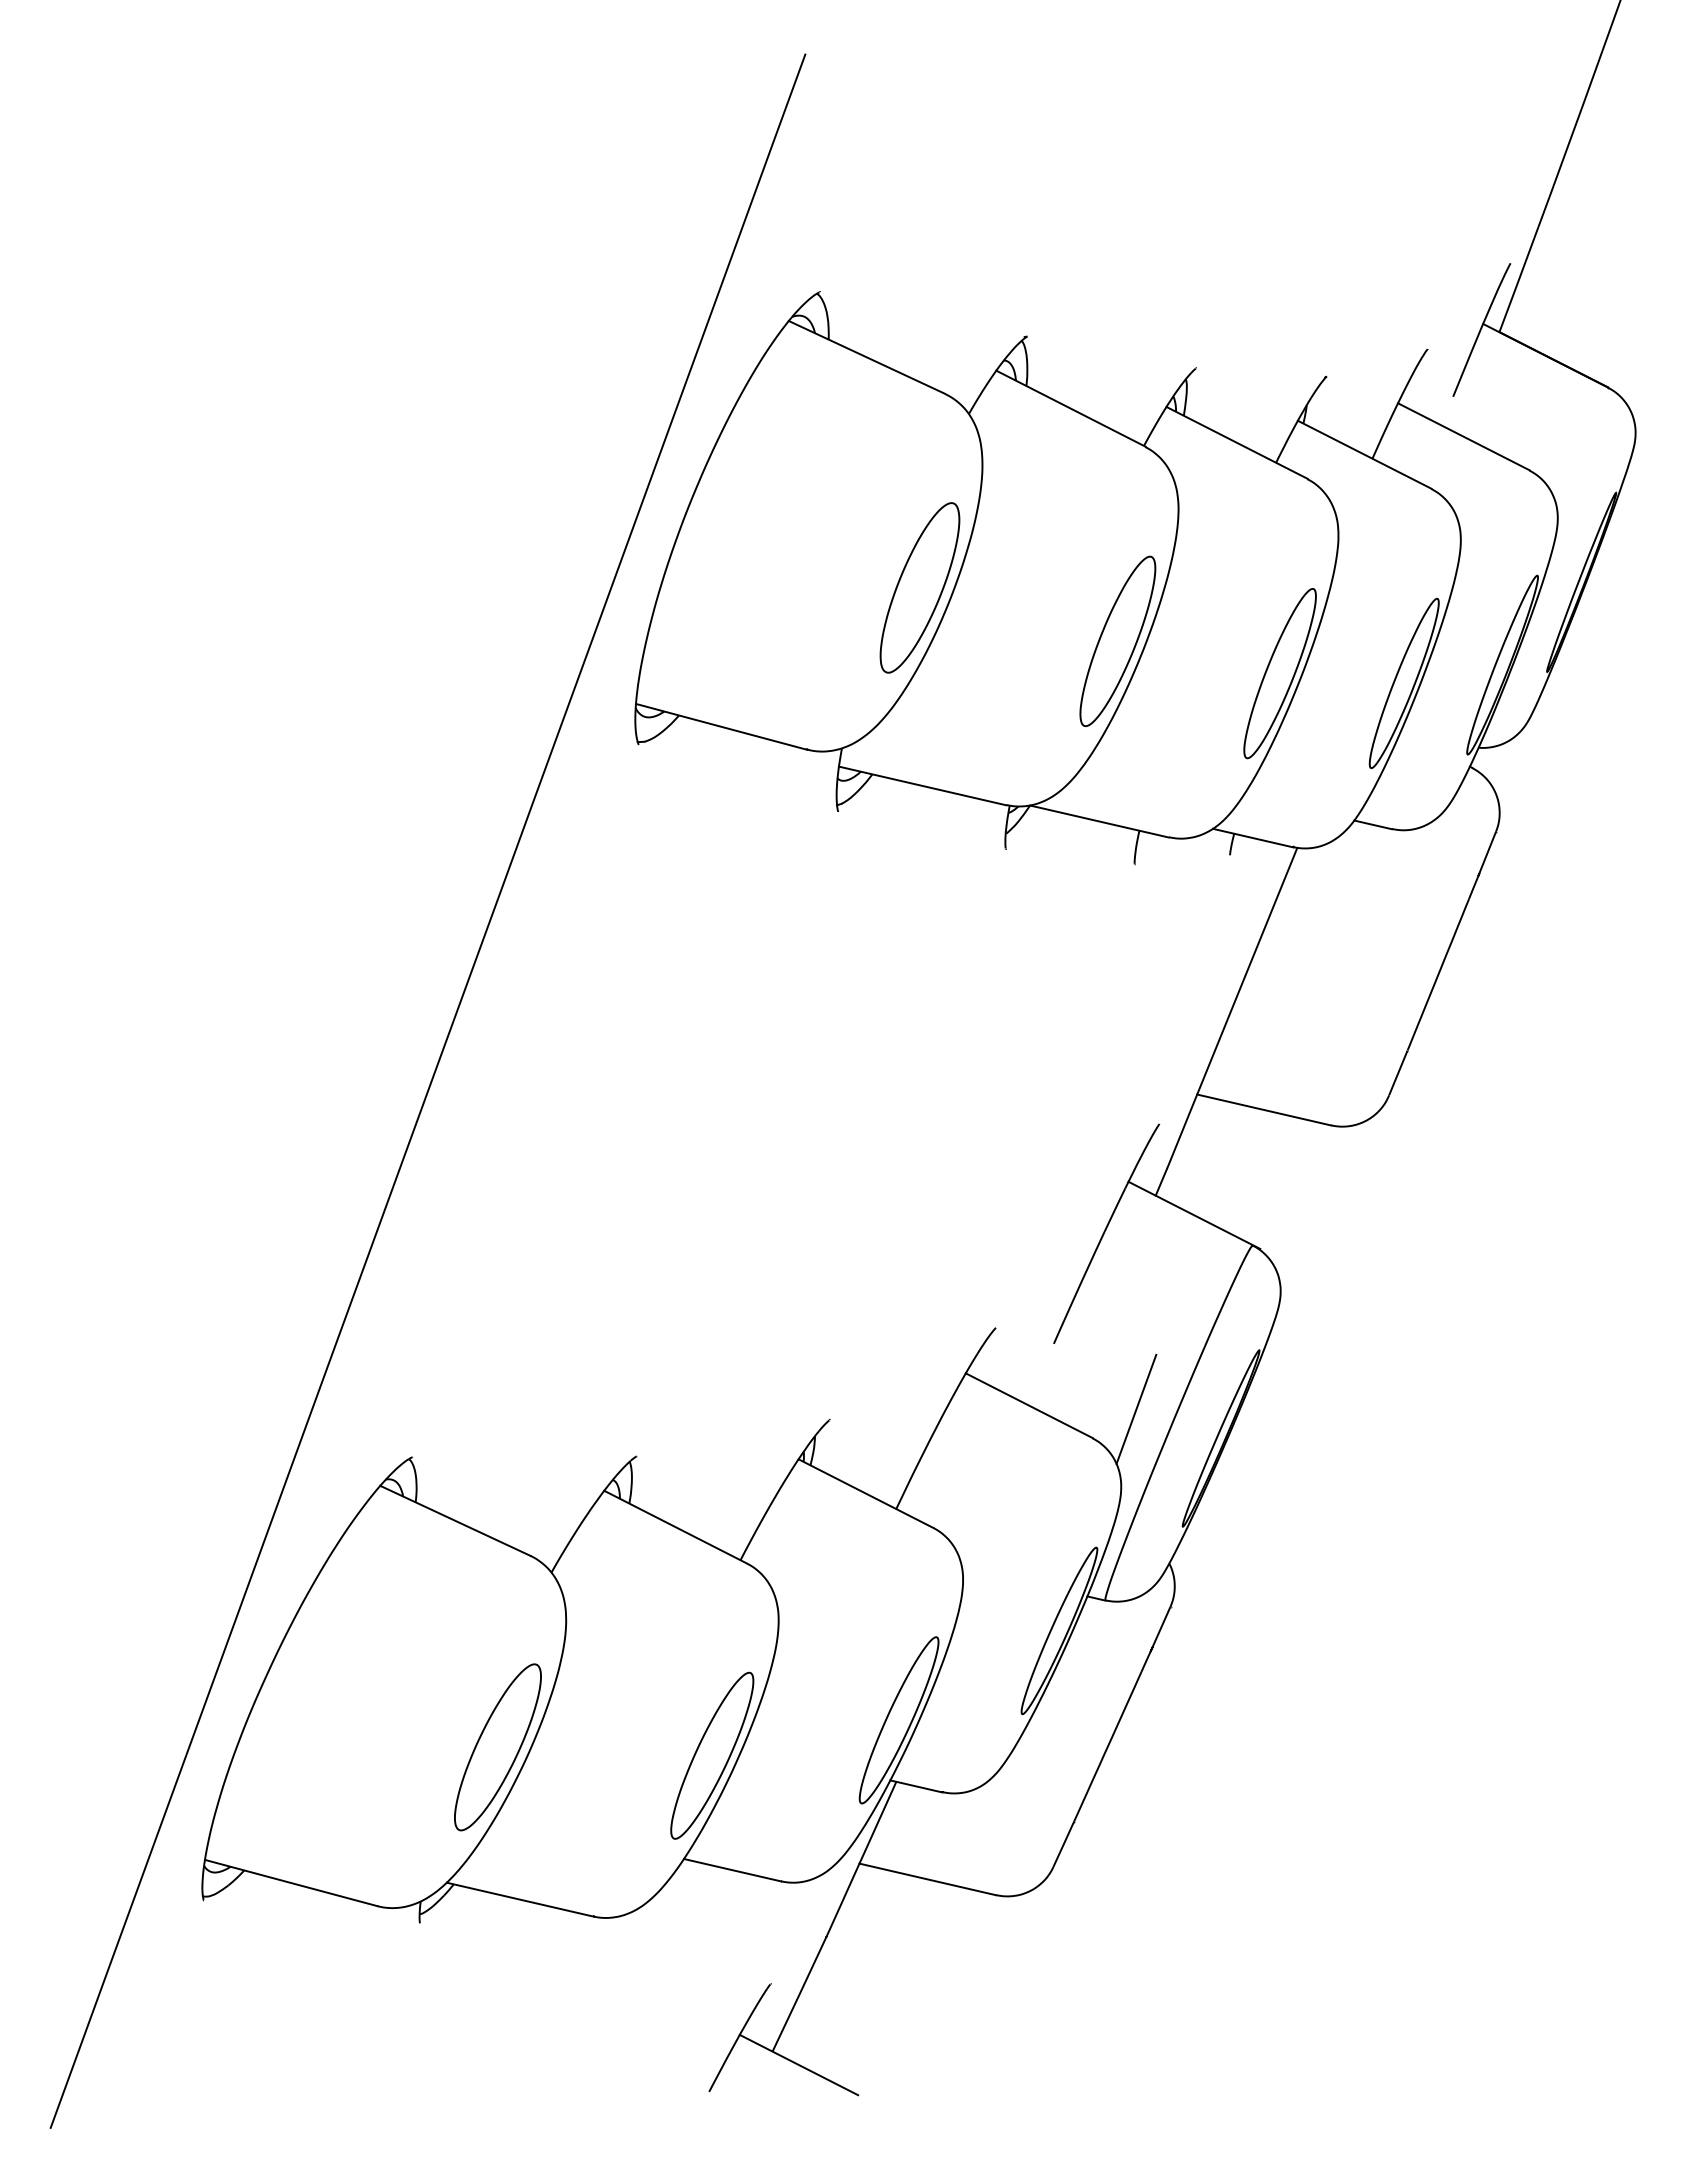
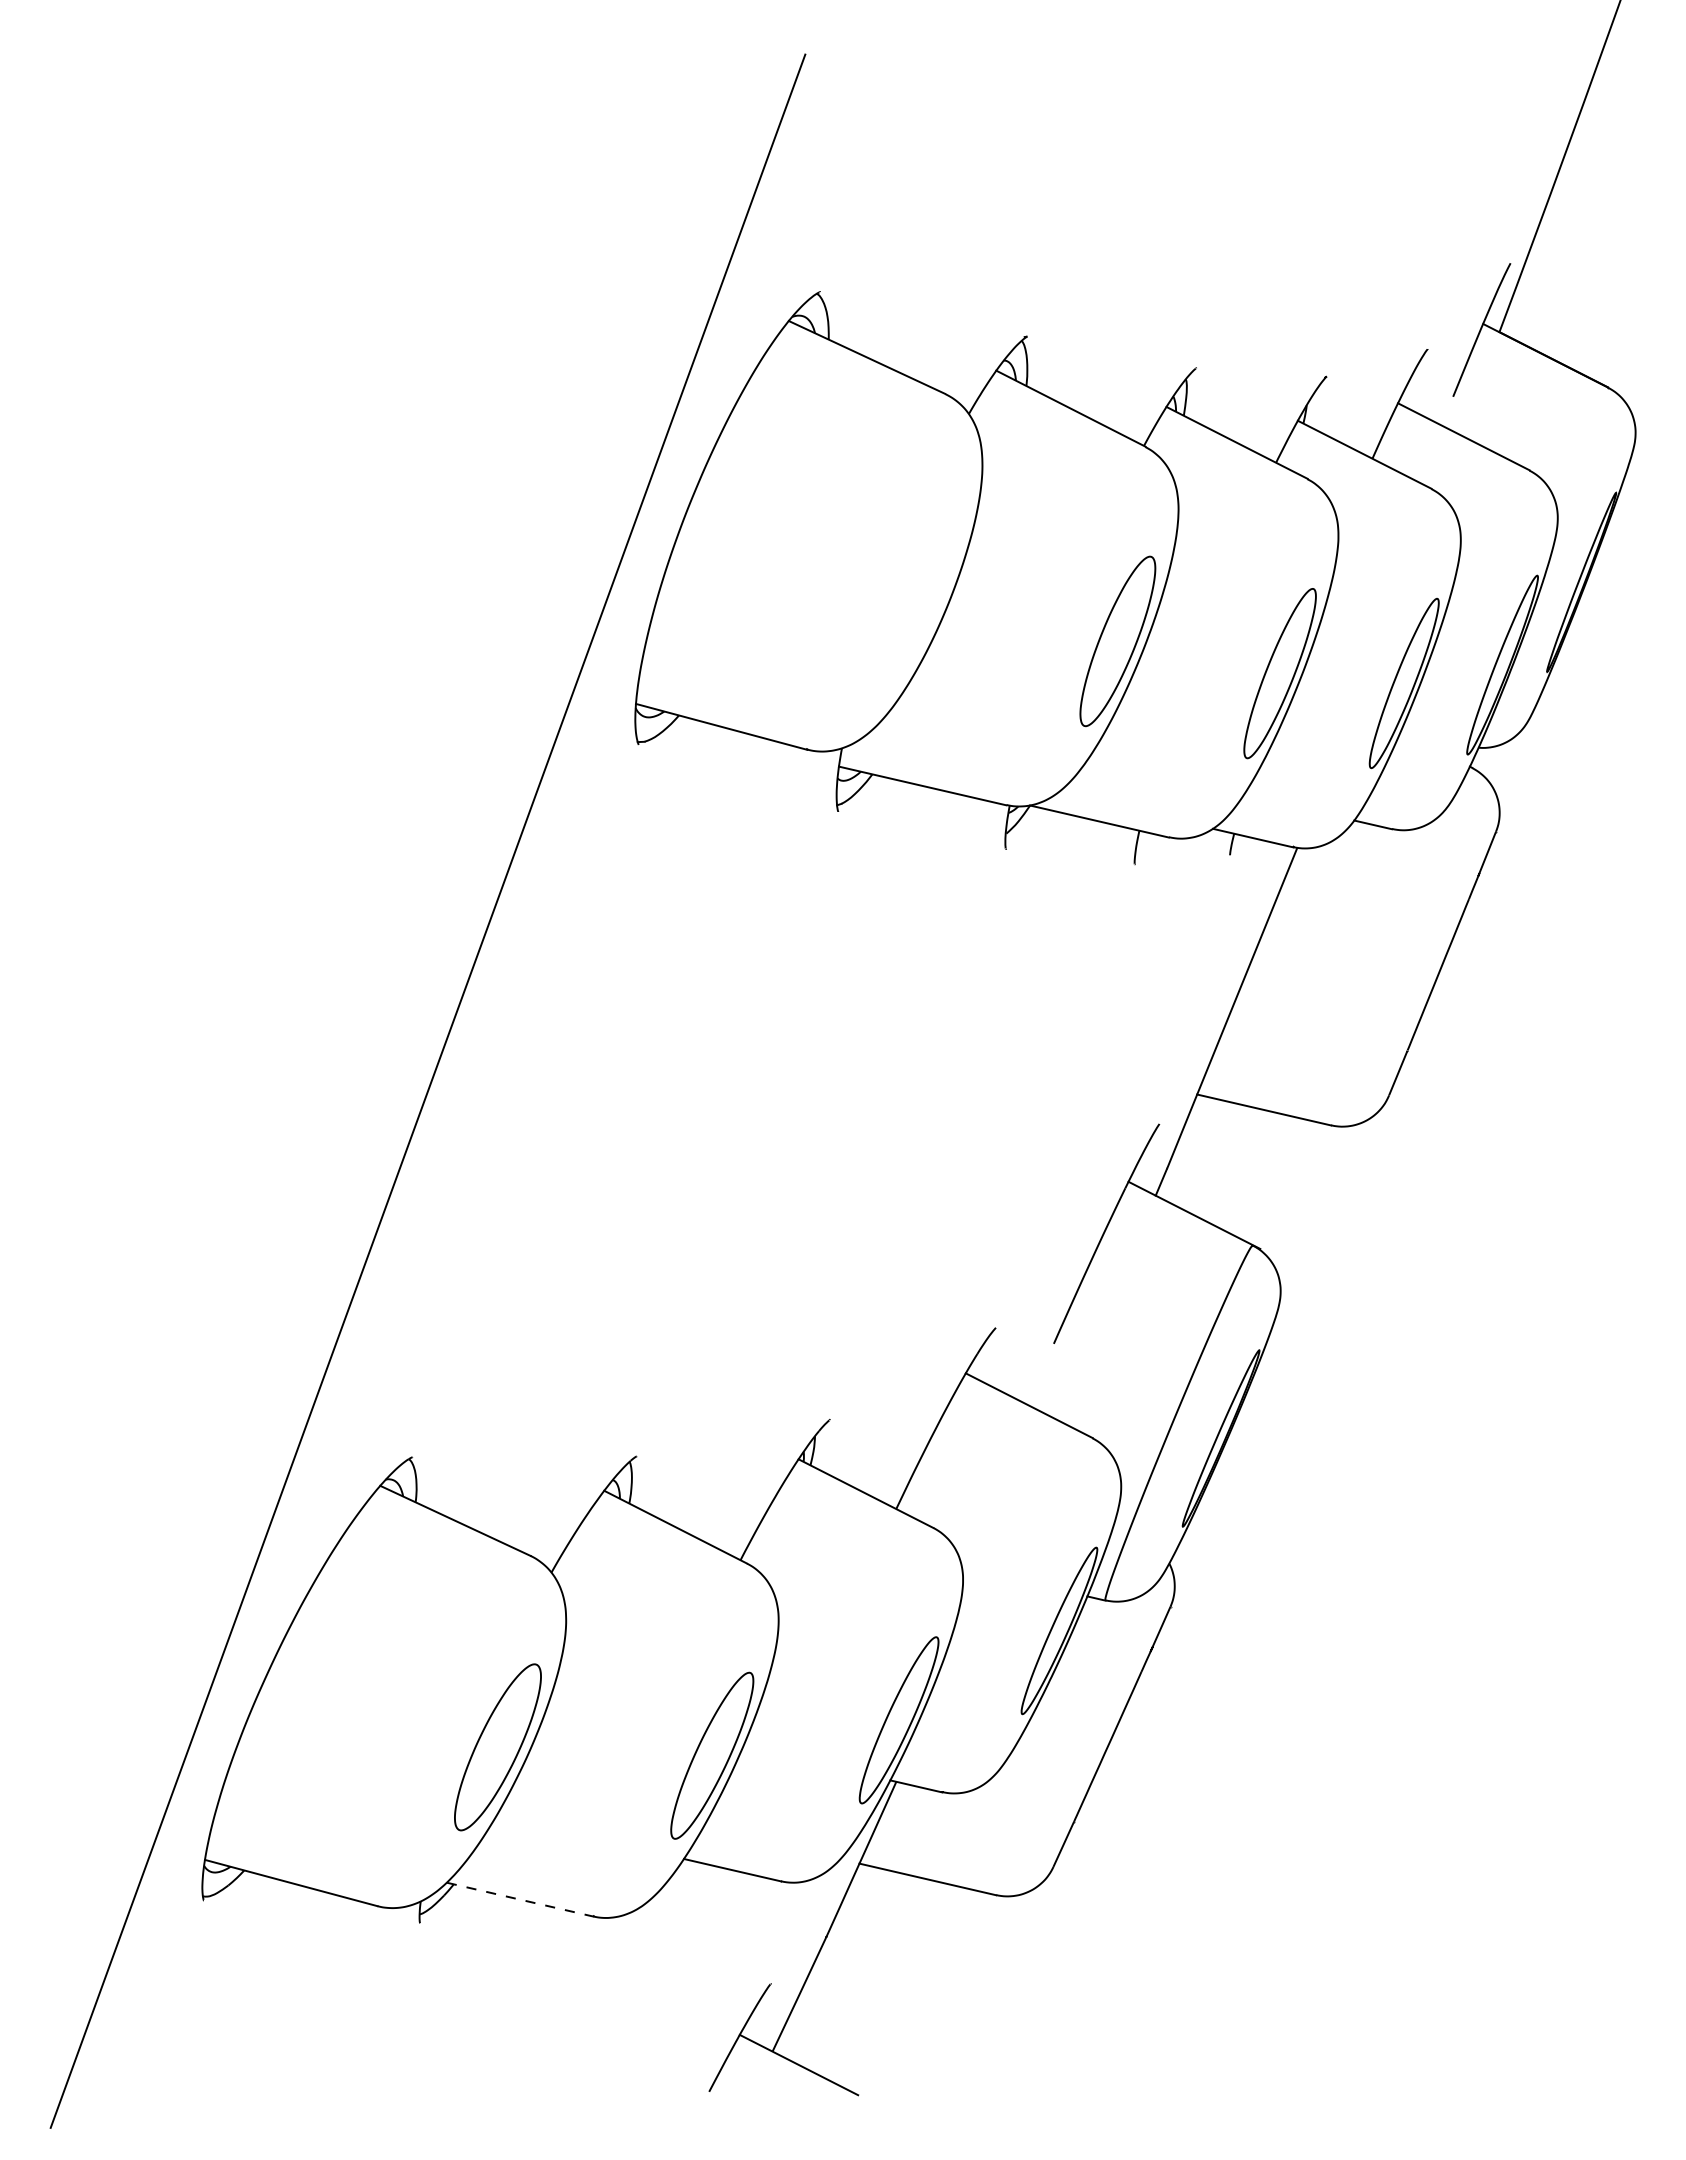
part: present -> none (919, 587)
line: present -> none (1136, 1408)
line: solid -> dashed (520, 1899)
